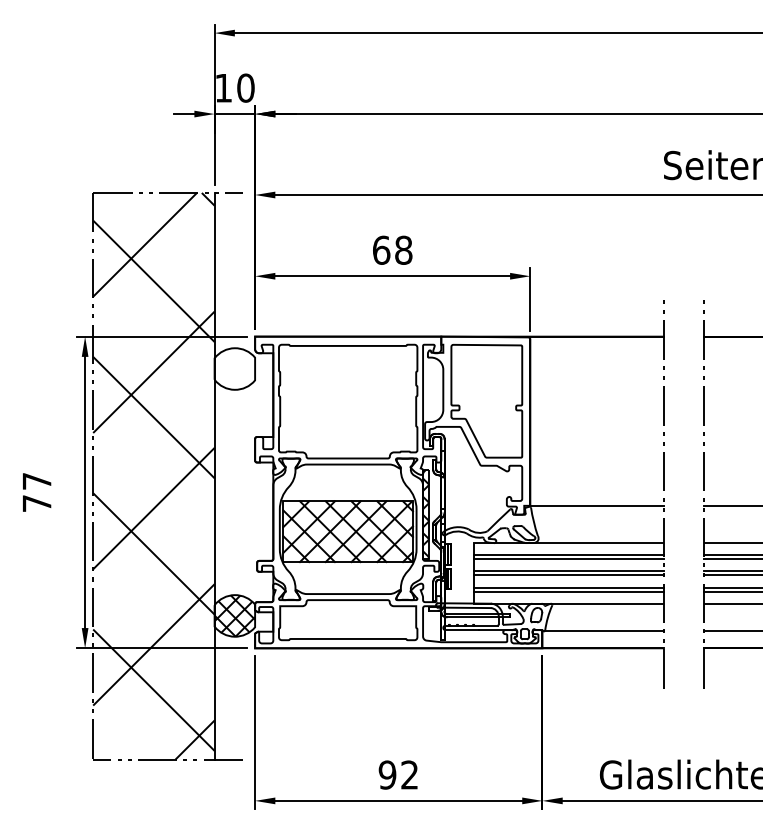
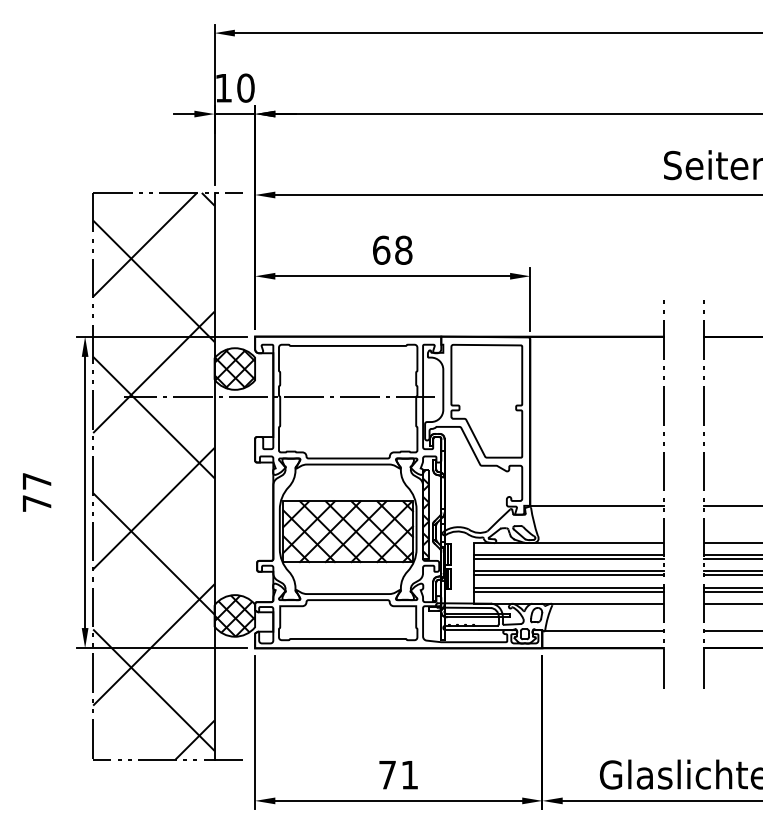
hatch: none -> present (234, 368)
line: none -> present (279, 396)
text: 92 -> 71 (397, 774)
